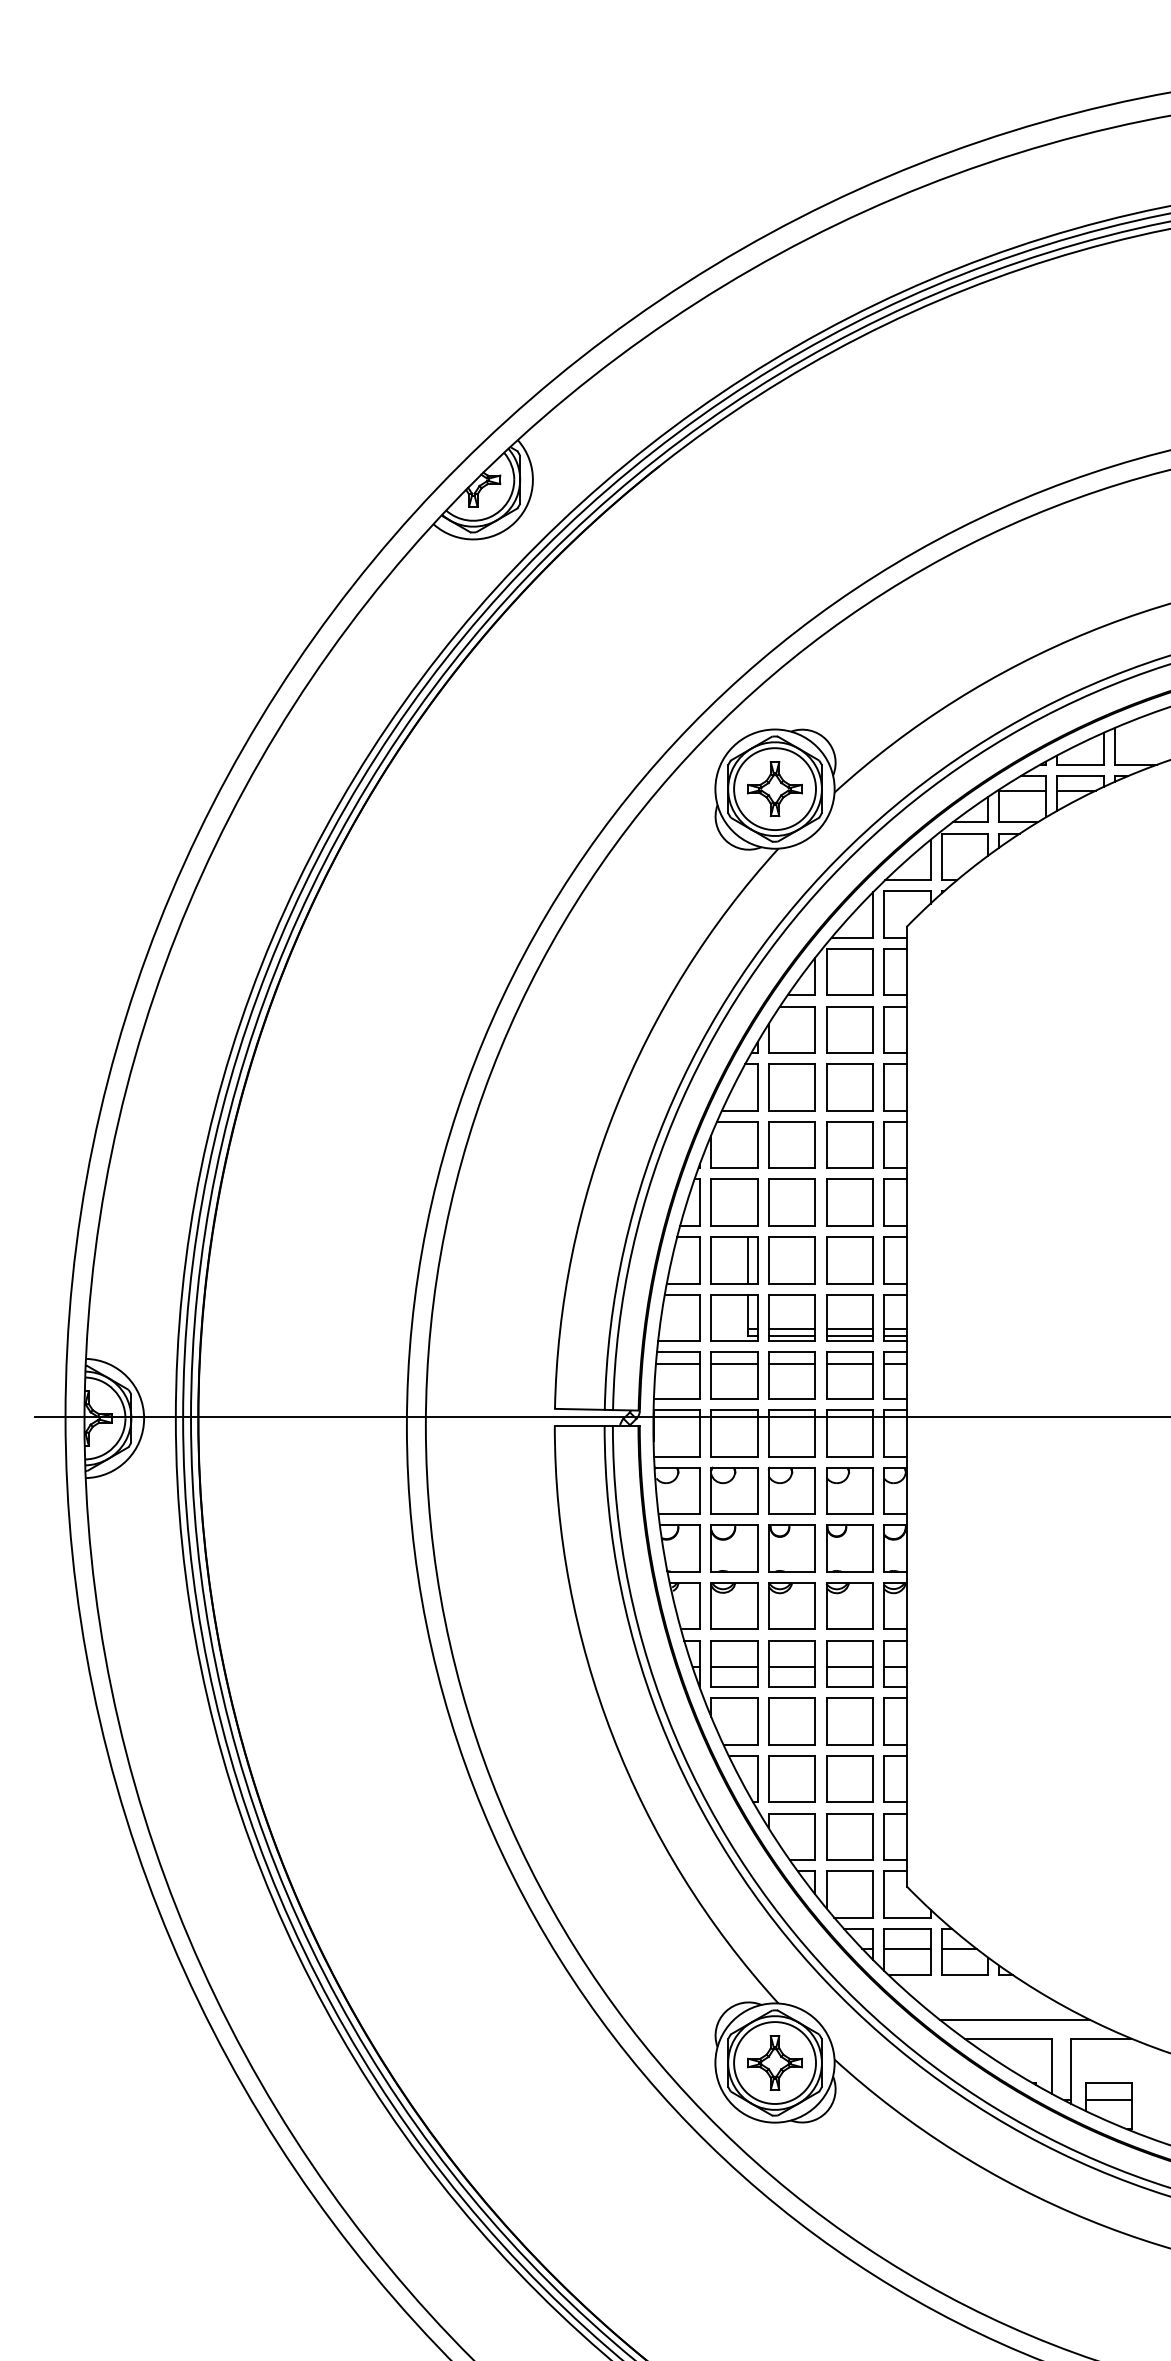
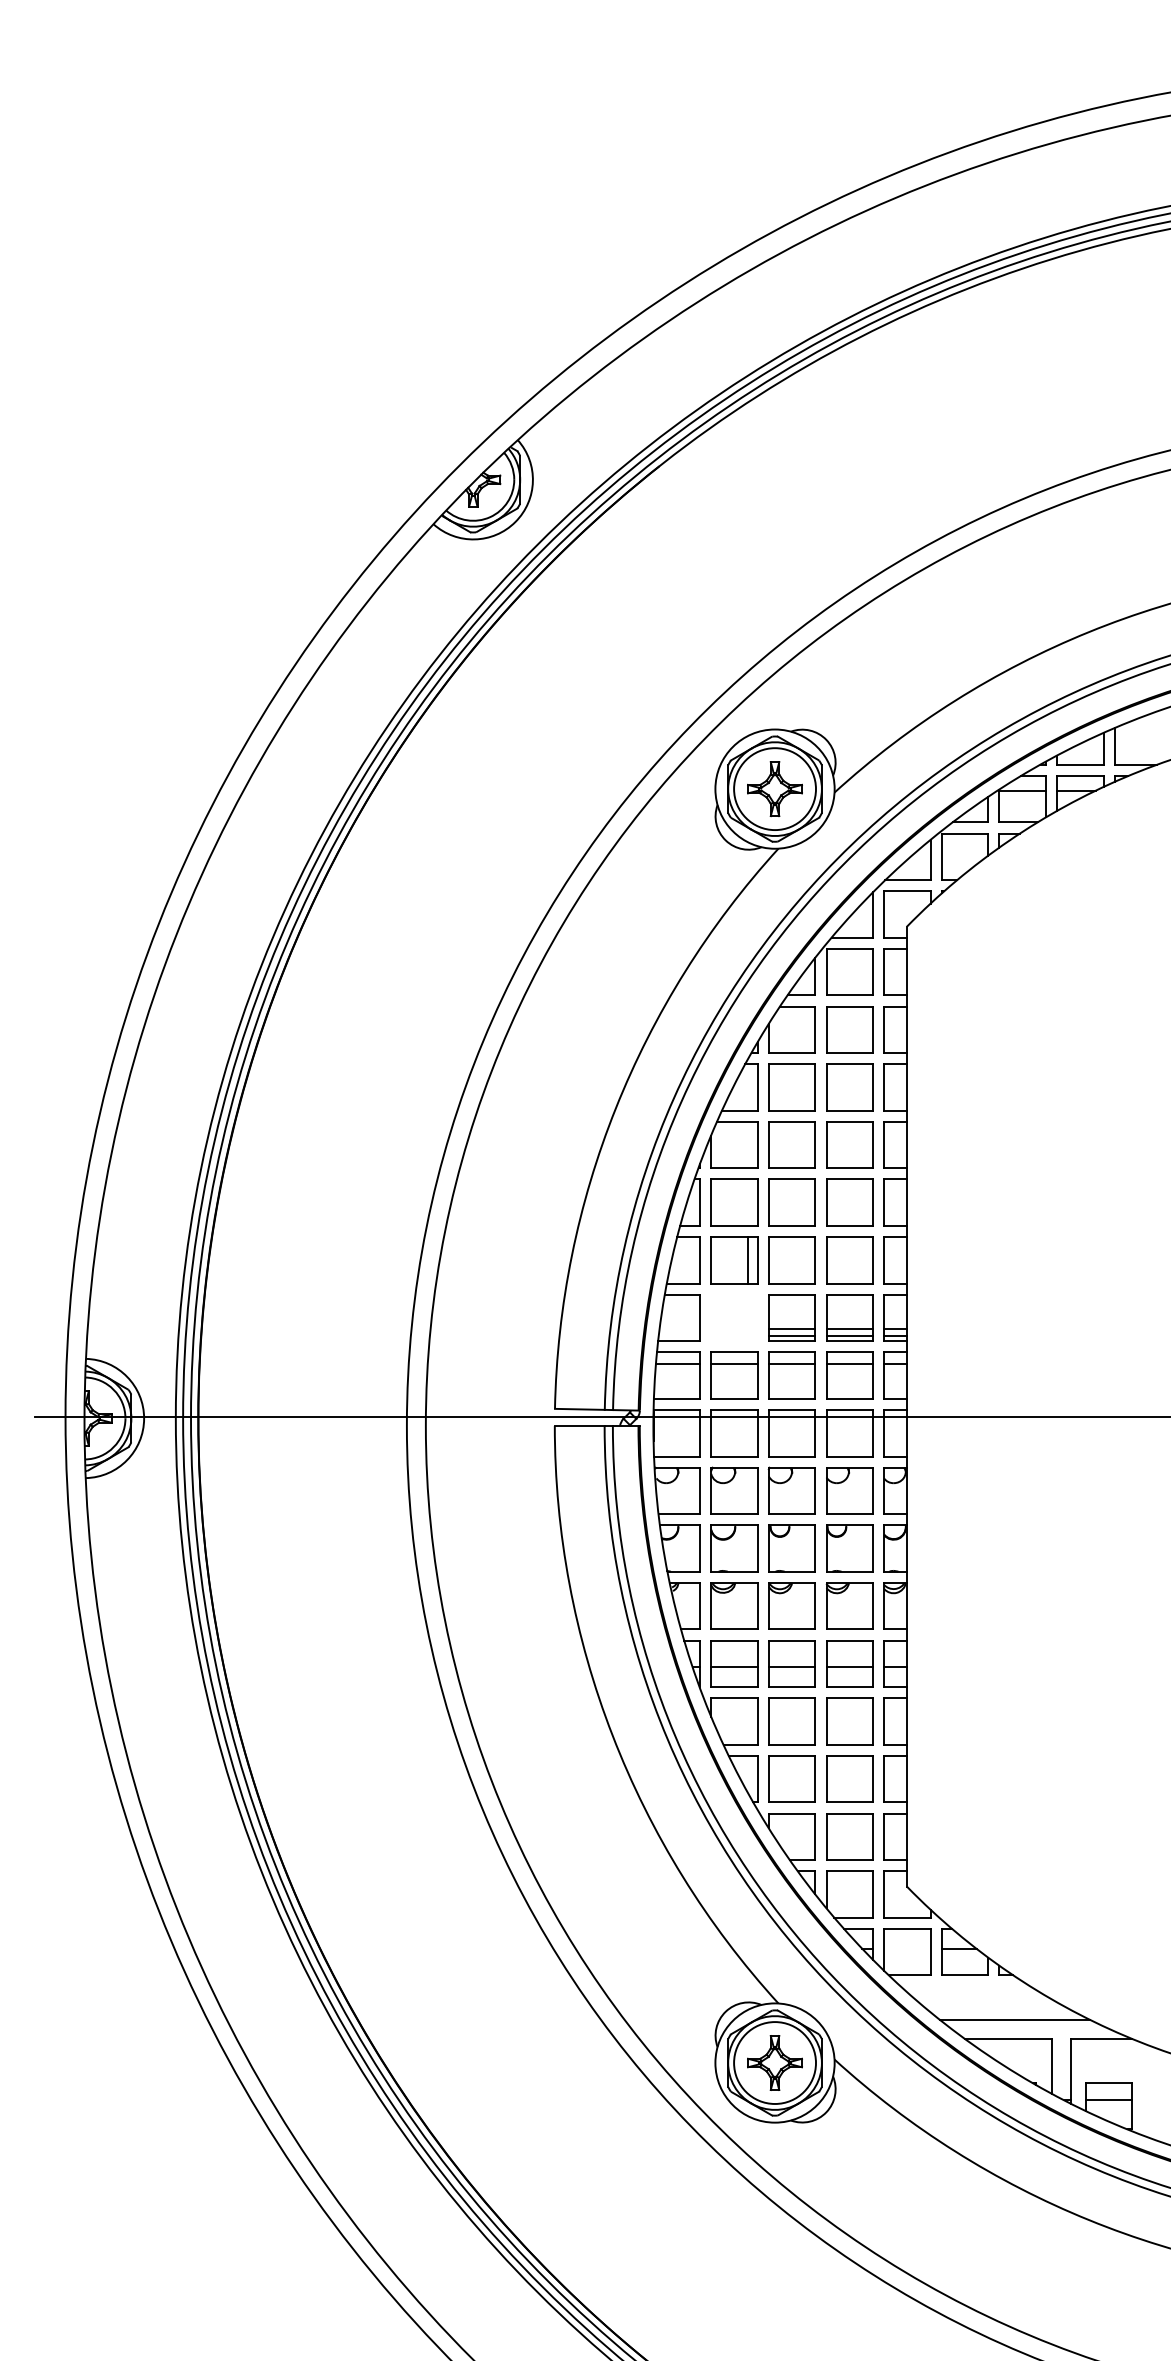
part: present -> none (734, 1317)
line: present -> none (907, 1948)
